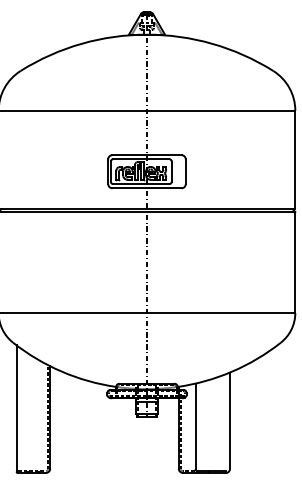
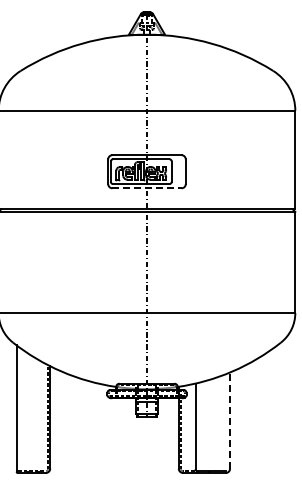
line: solid -> dashed (147, 188)
line: solid -> dashed (229, 420)
